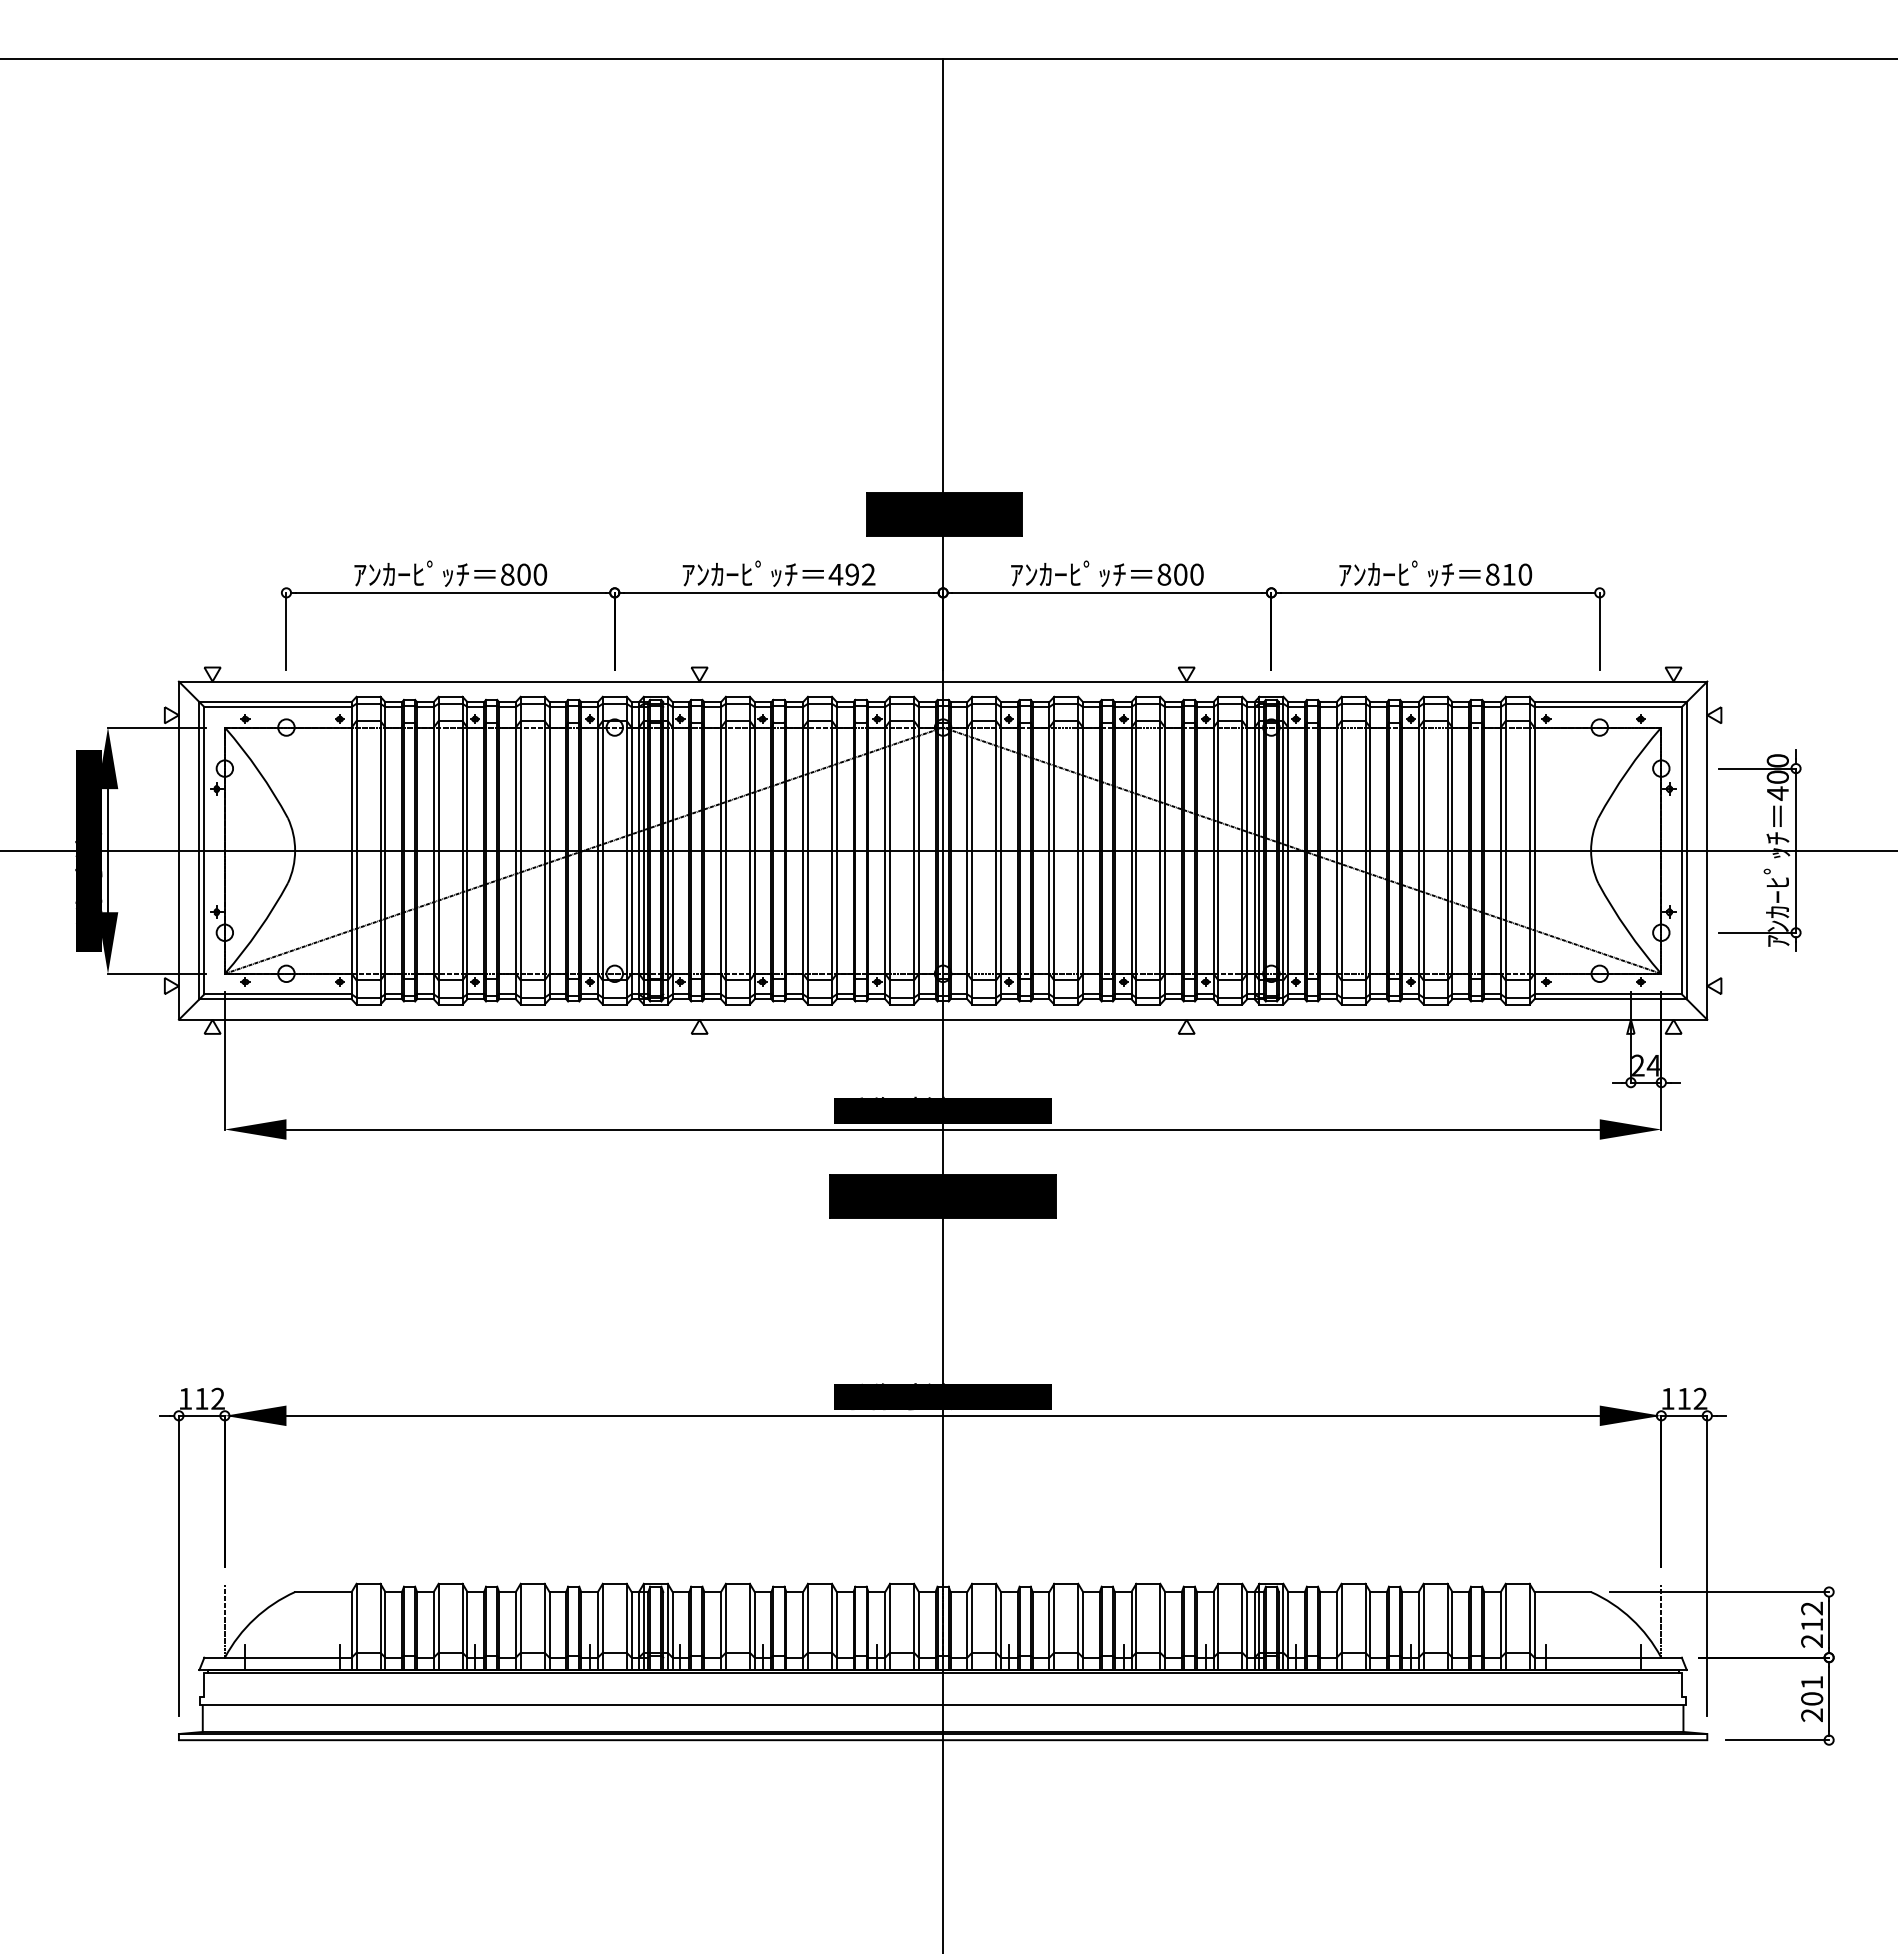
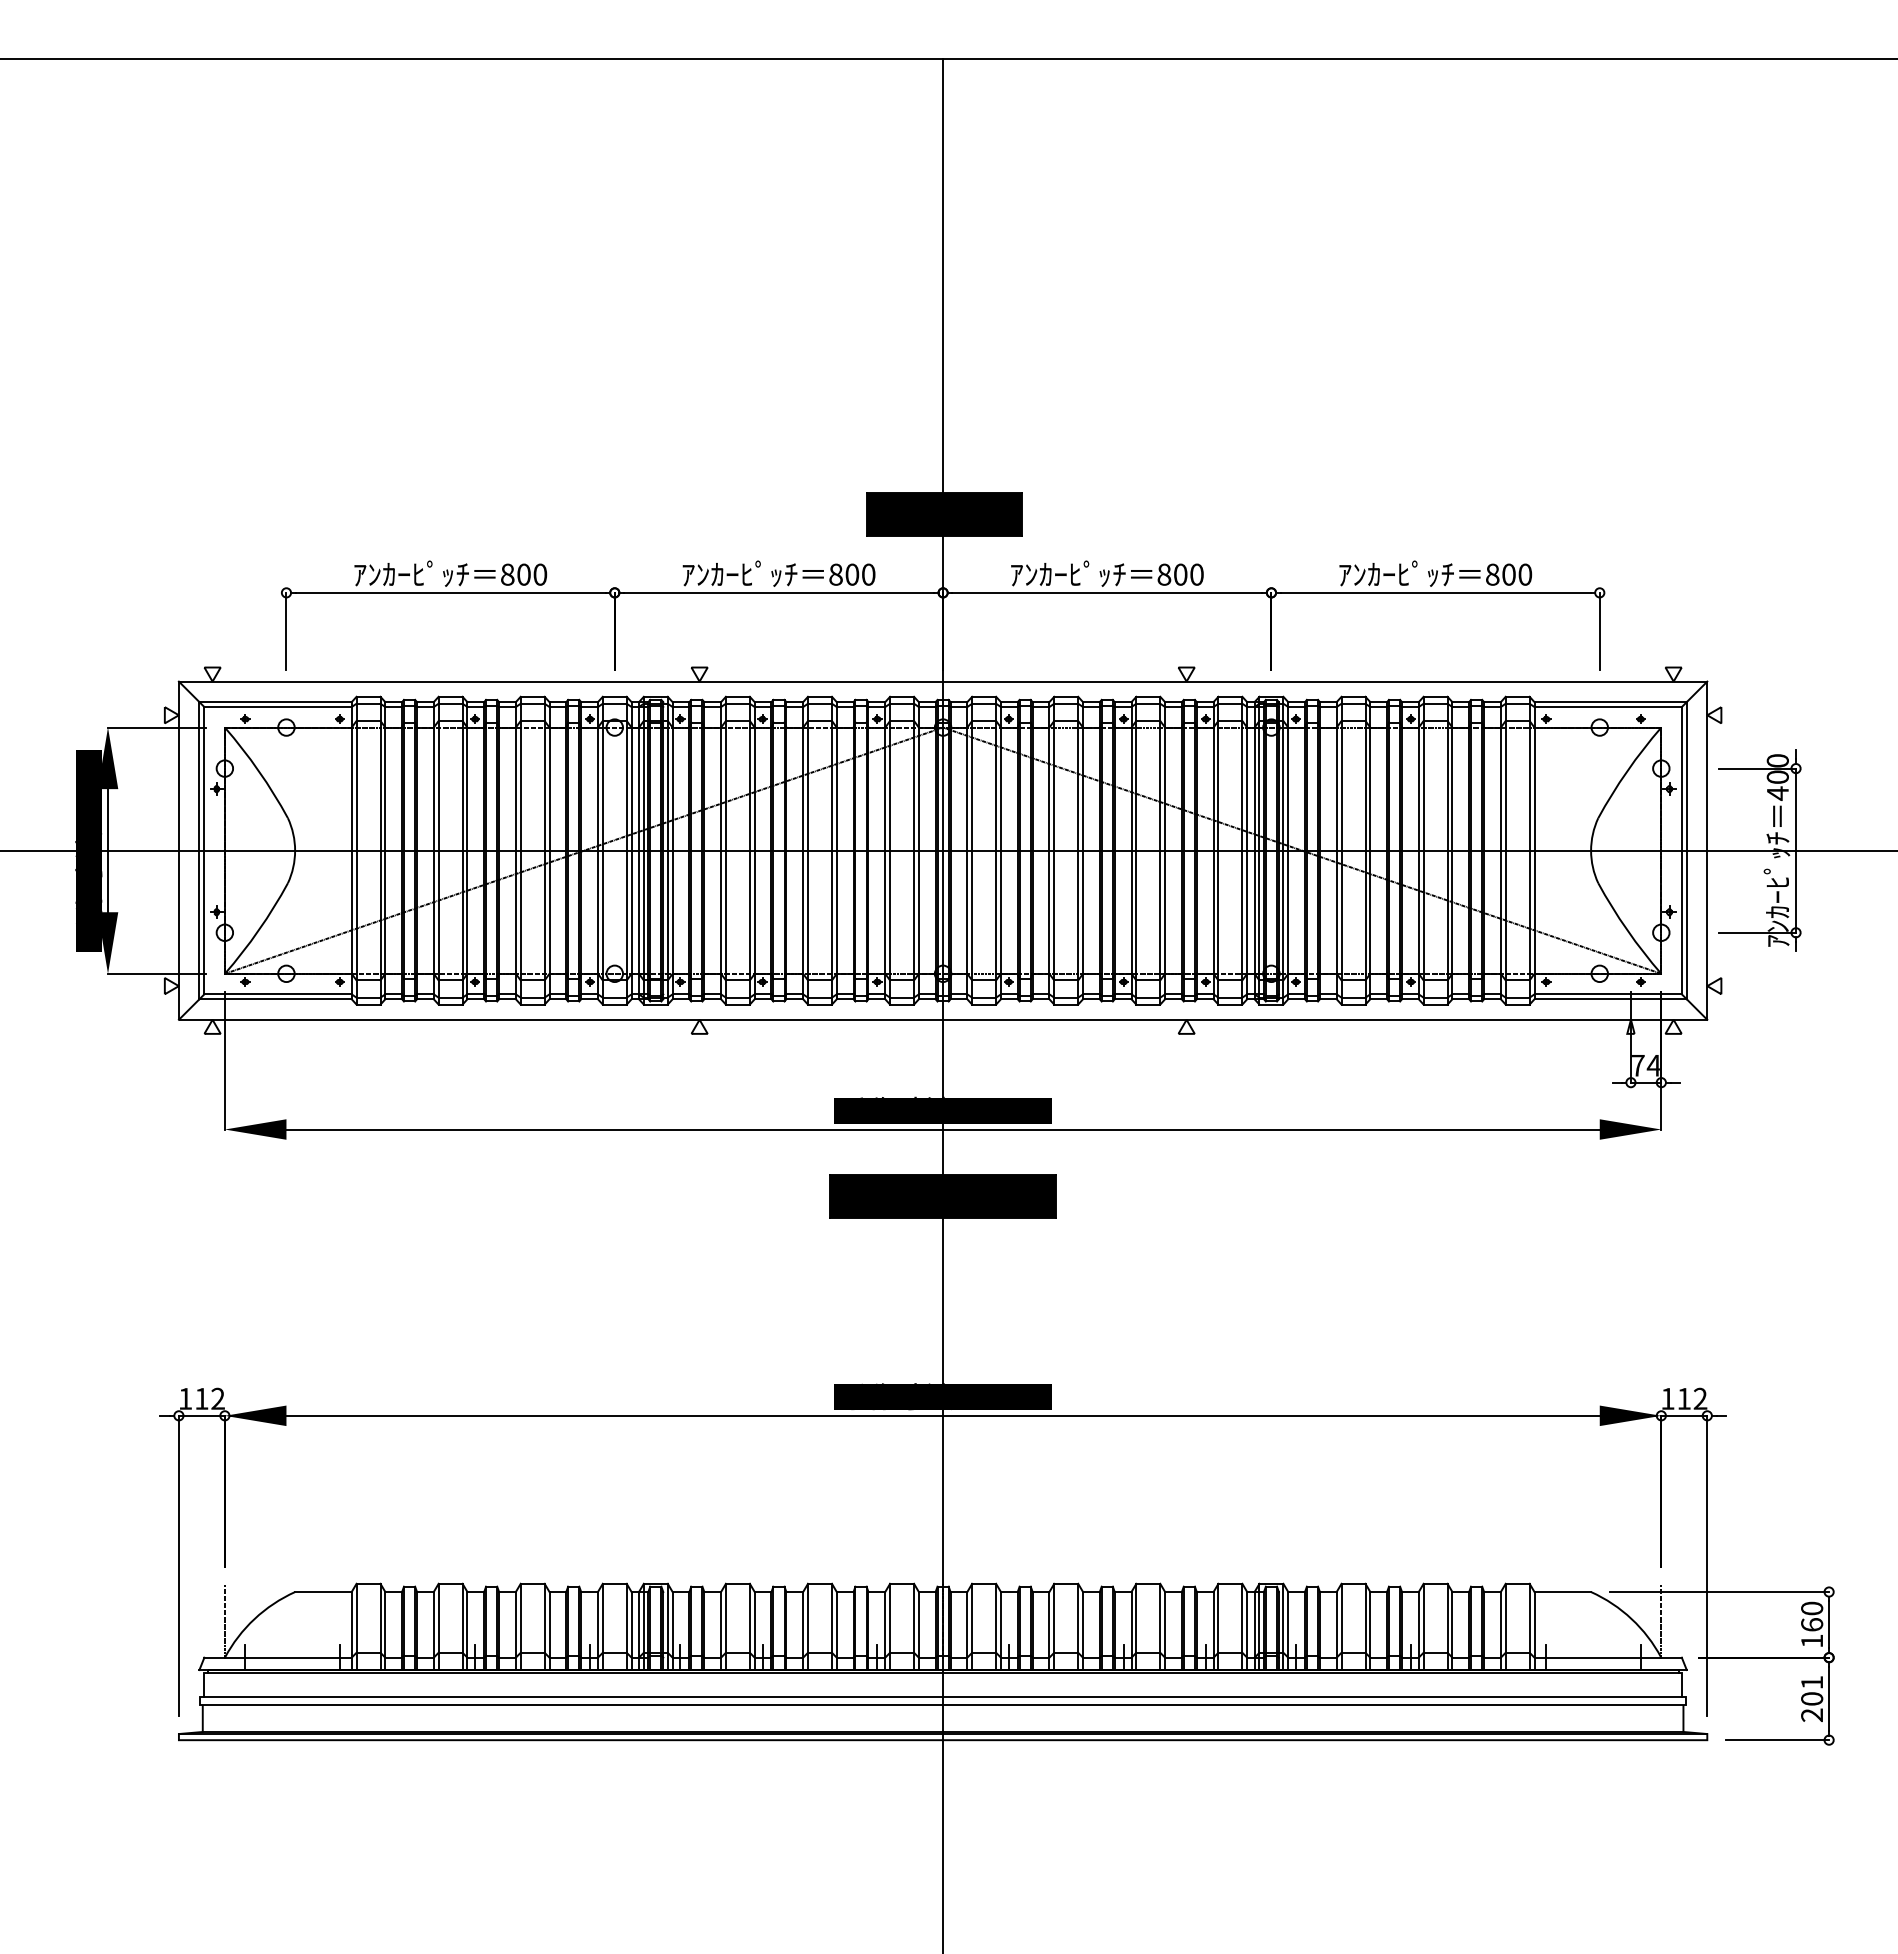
text: 492 -> 800 (851, 574)
text: 810 -> 800 (1508, 574)
text: 24 -> 74 (1638, 1065)
text: 212 -> 160 (1812, 1624)
line: none -> present (943, 1696)
